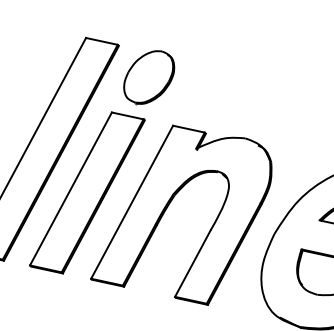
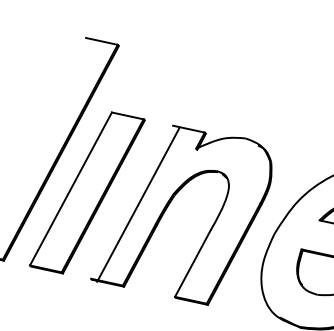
part: present -> none (149, 77)
line: present -> none (44, 115)
line position: (132, 201) -> (138, 204) (138, 204)
